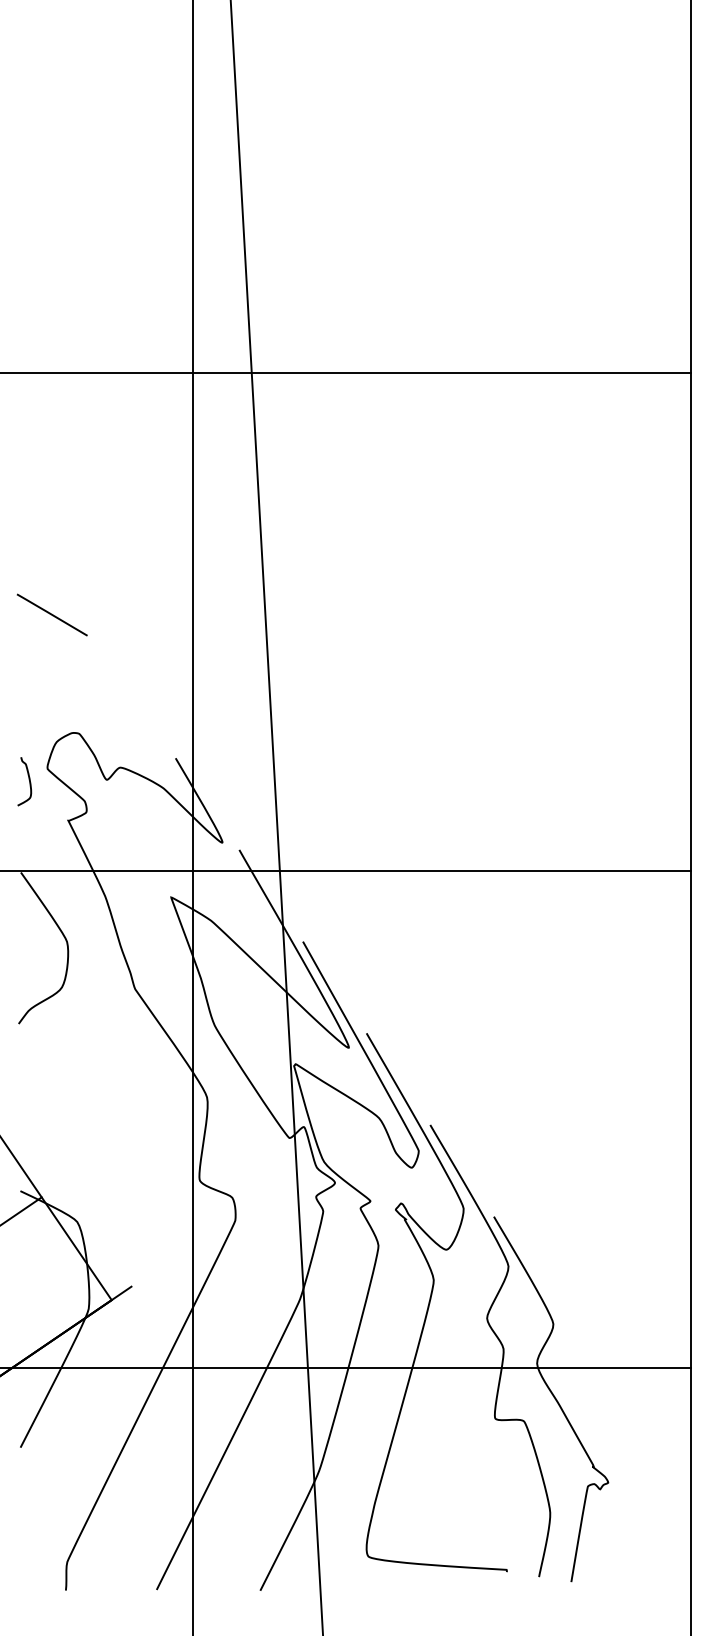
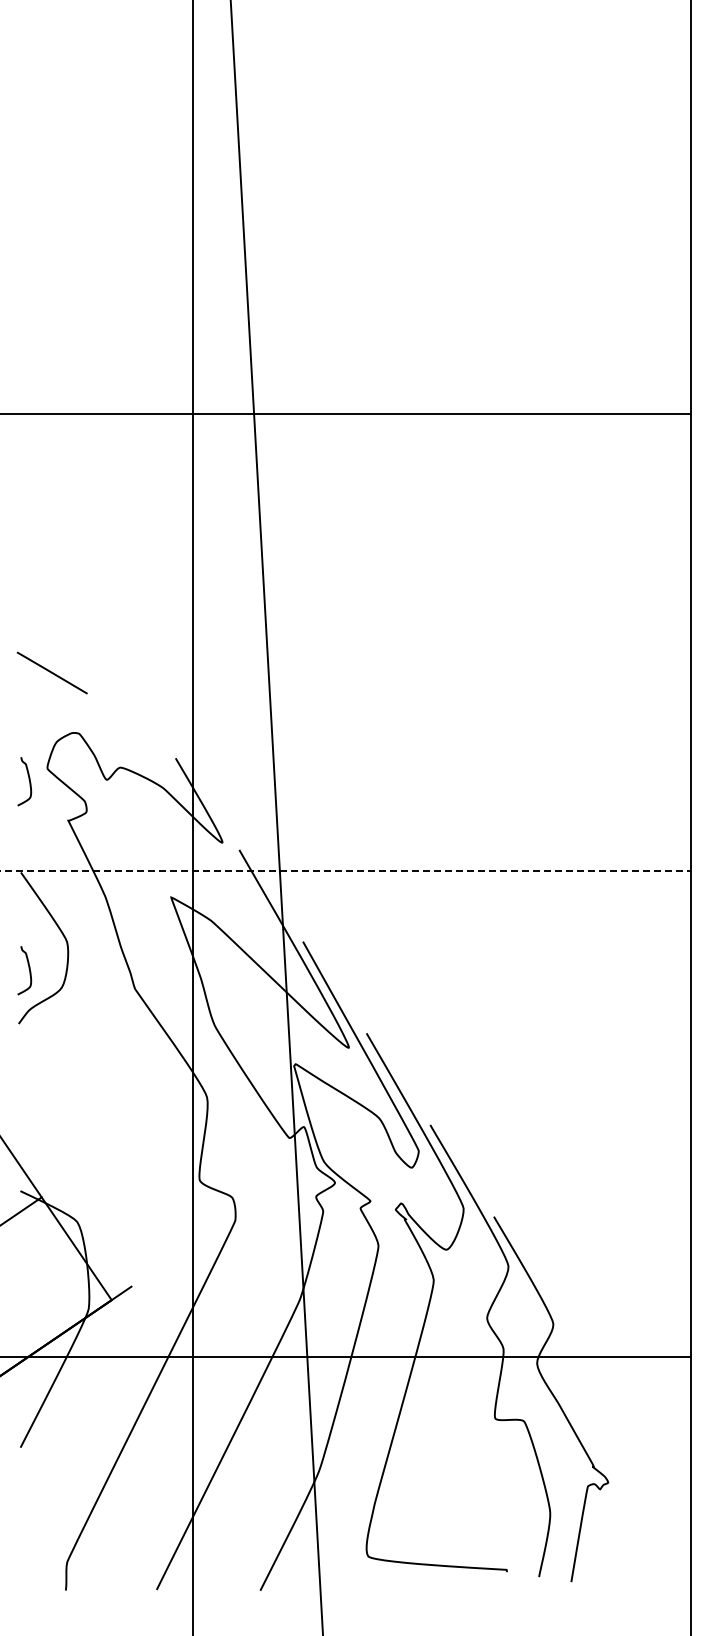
line position: (346, 373) -> (346, 414) (346, 414)
line position: (52, 614) -> (52, 672) (52, 672)
line: solid -> dashed (345, 870)
curve: none -> present (28, 968)
line position: (346, 1368) -> (346, 1357) (346, 1357)
